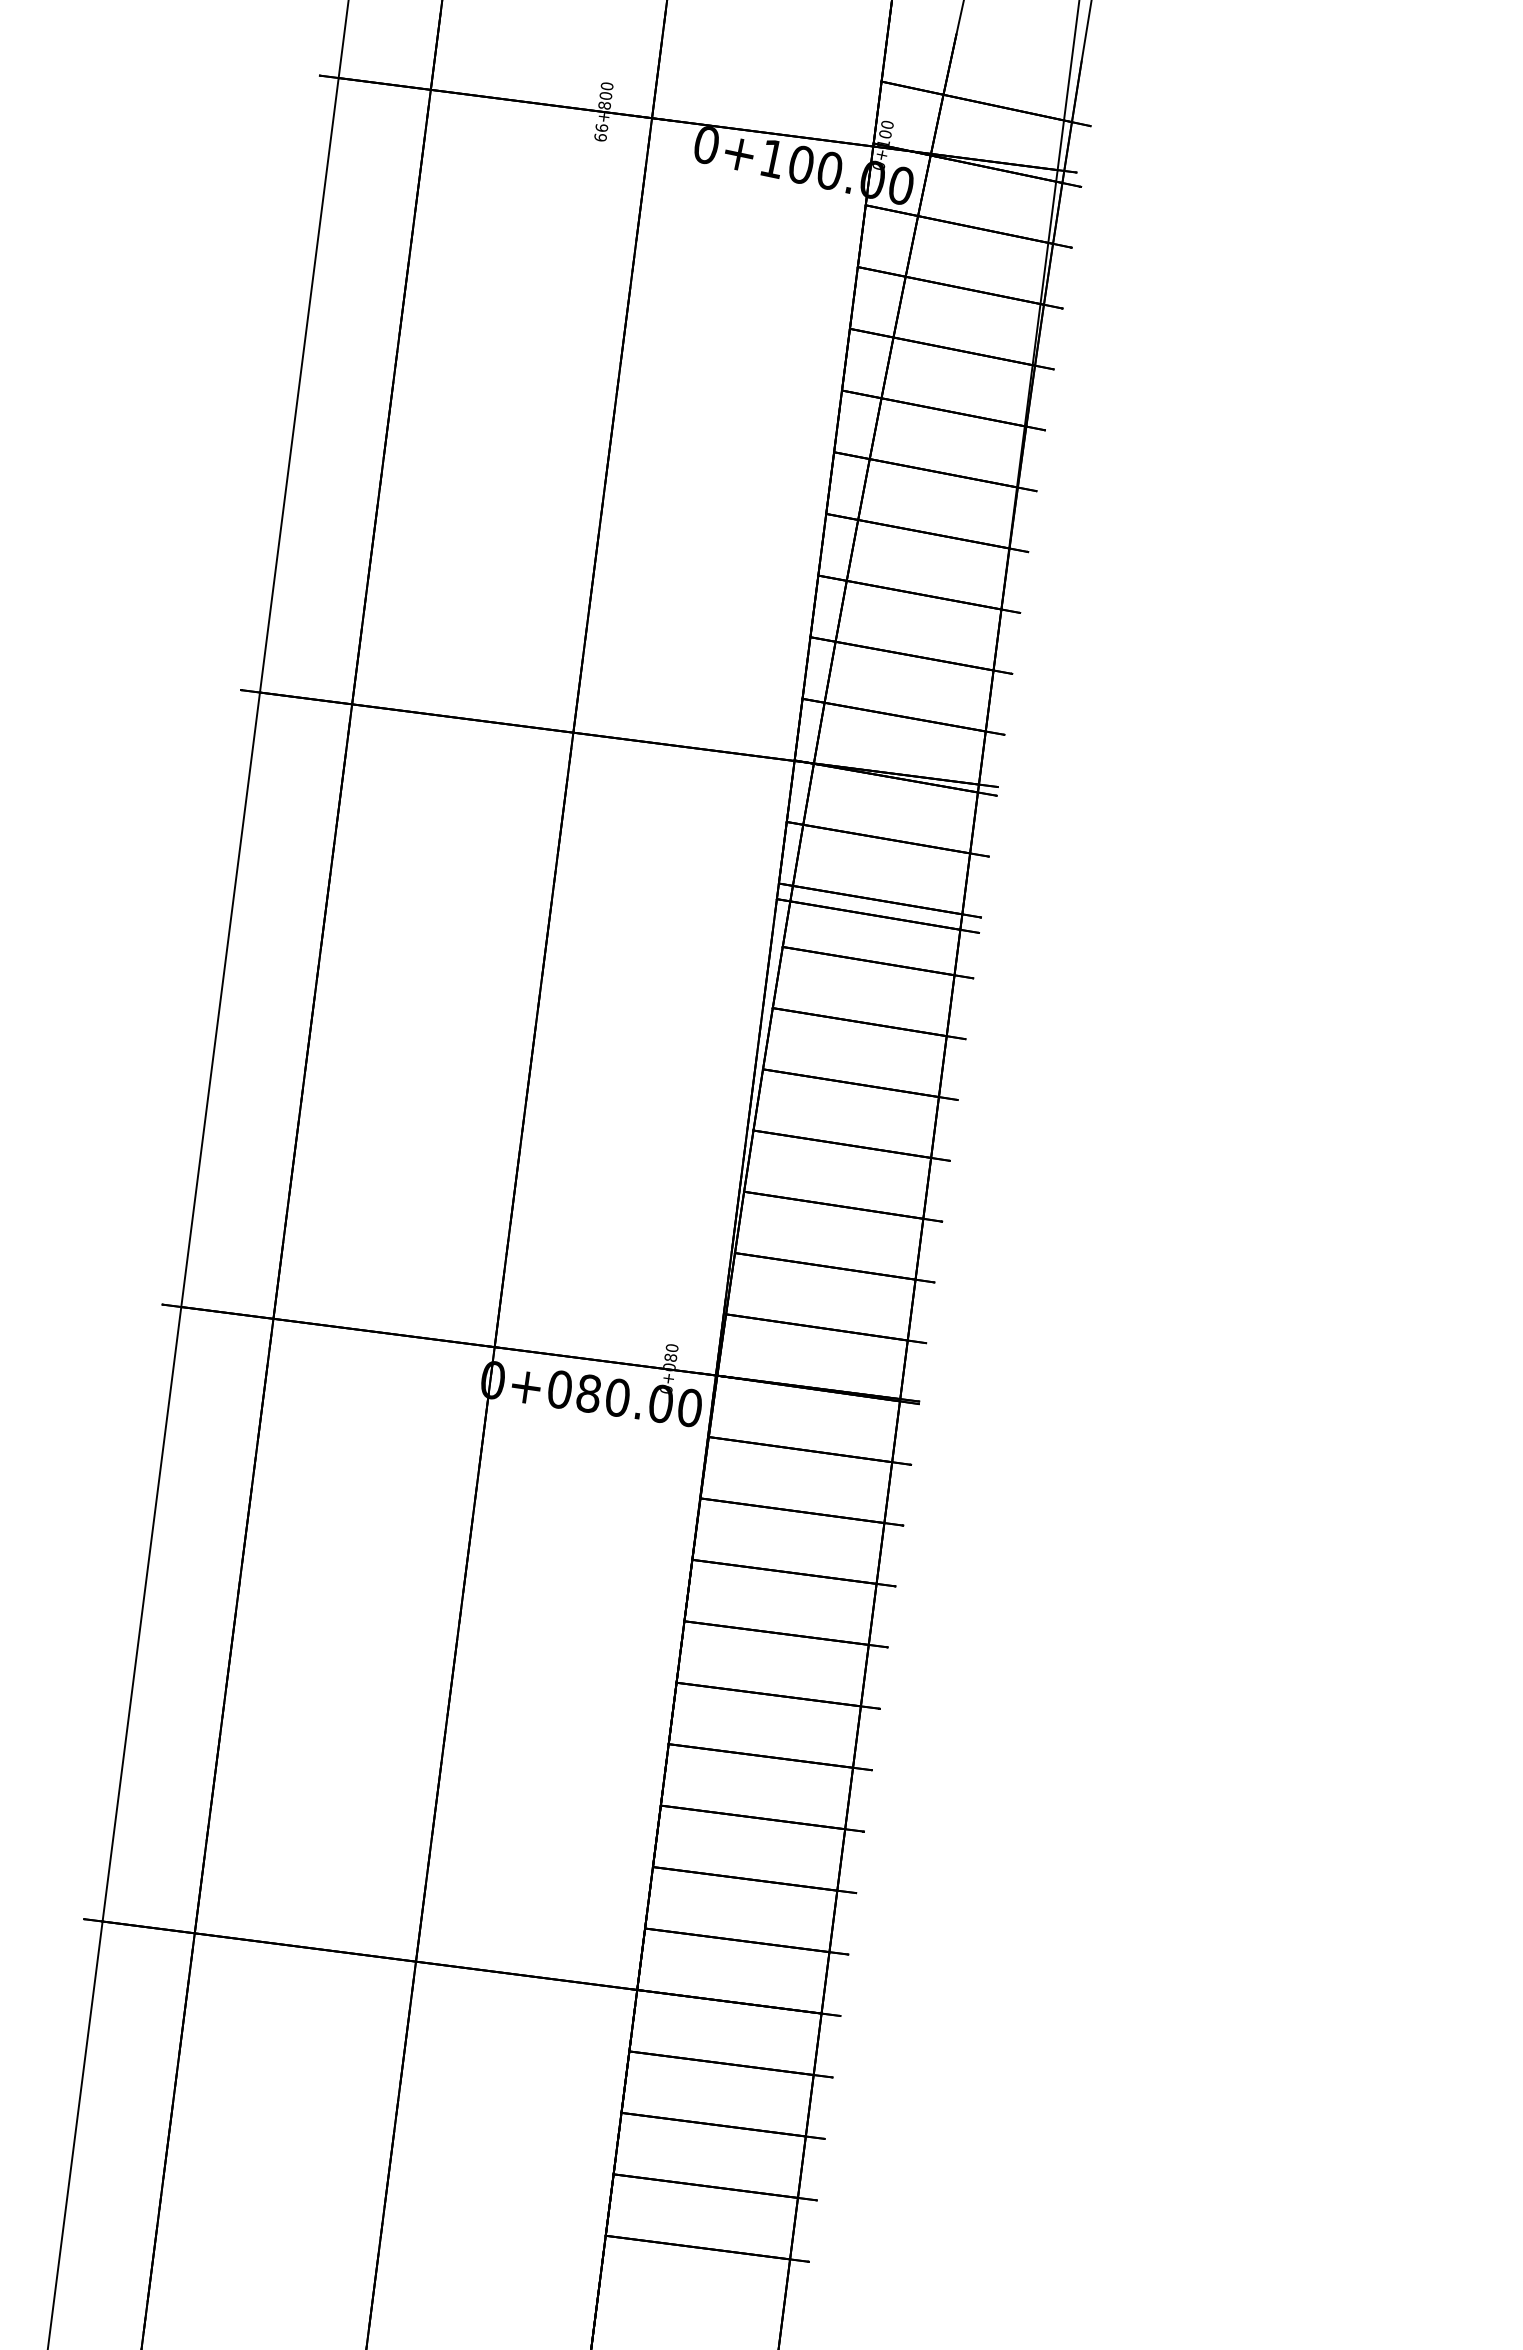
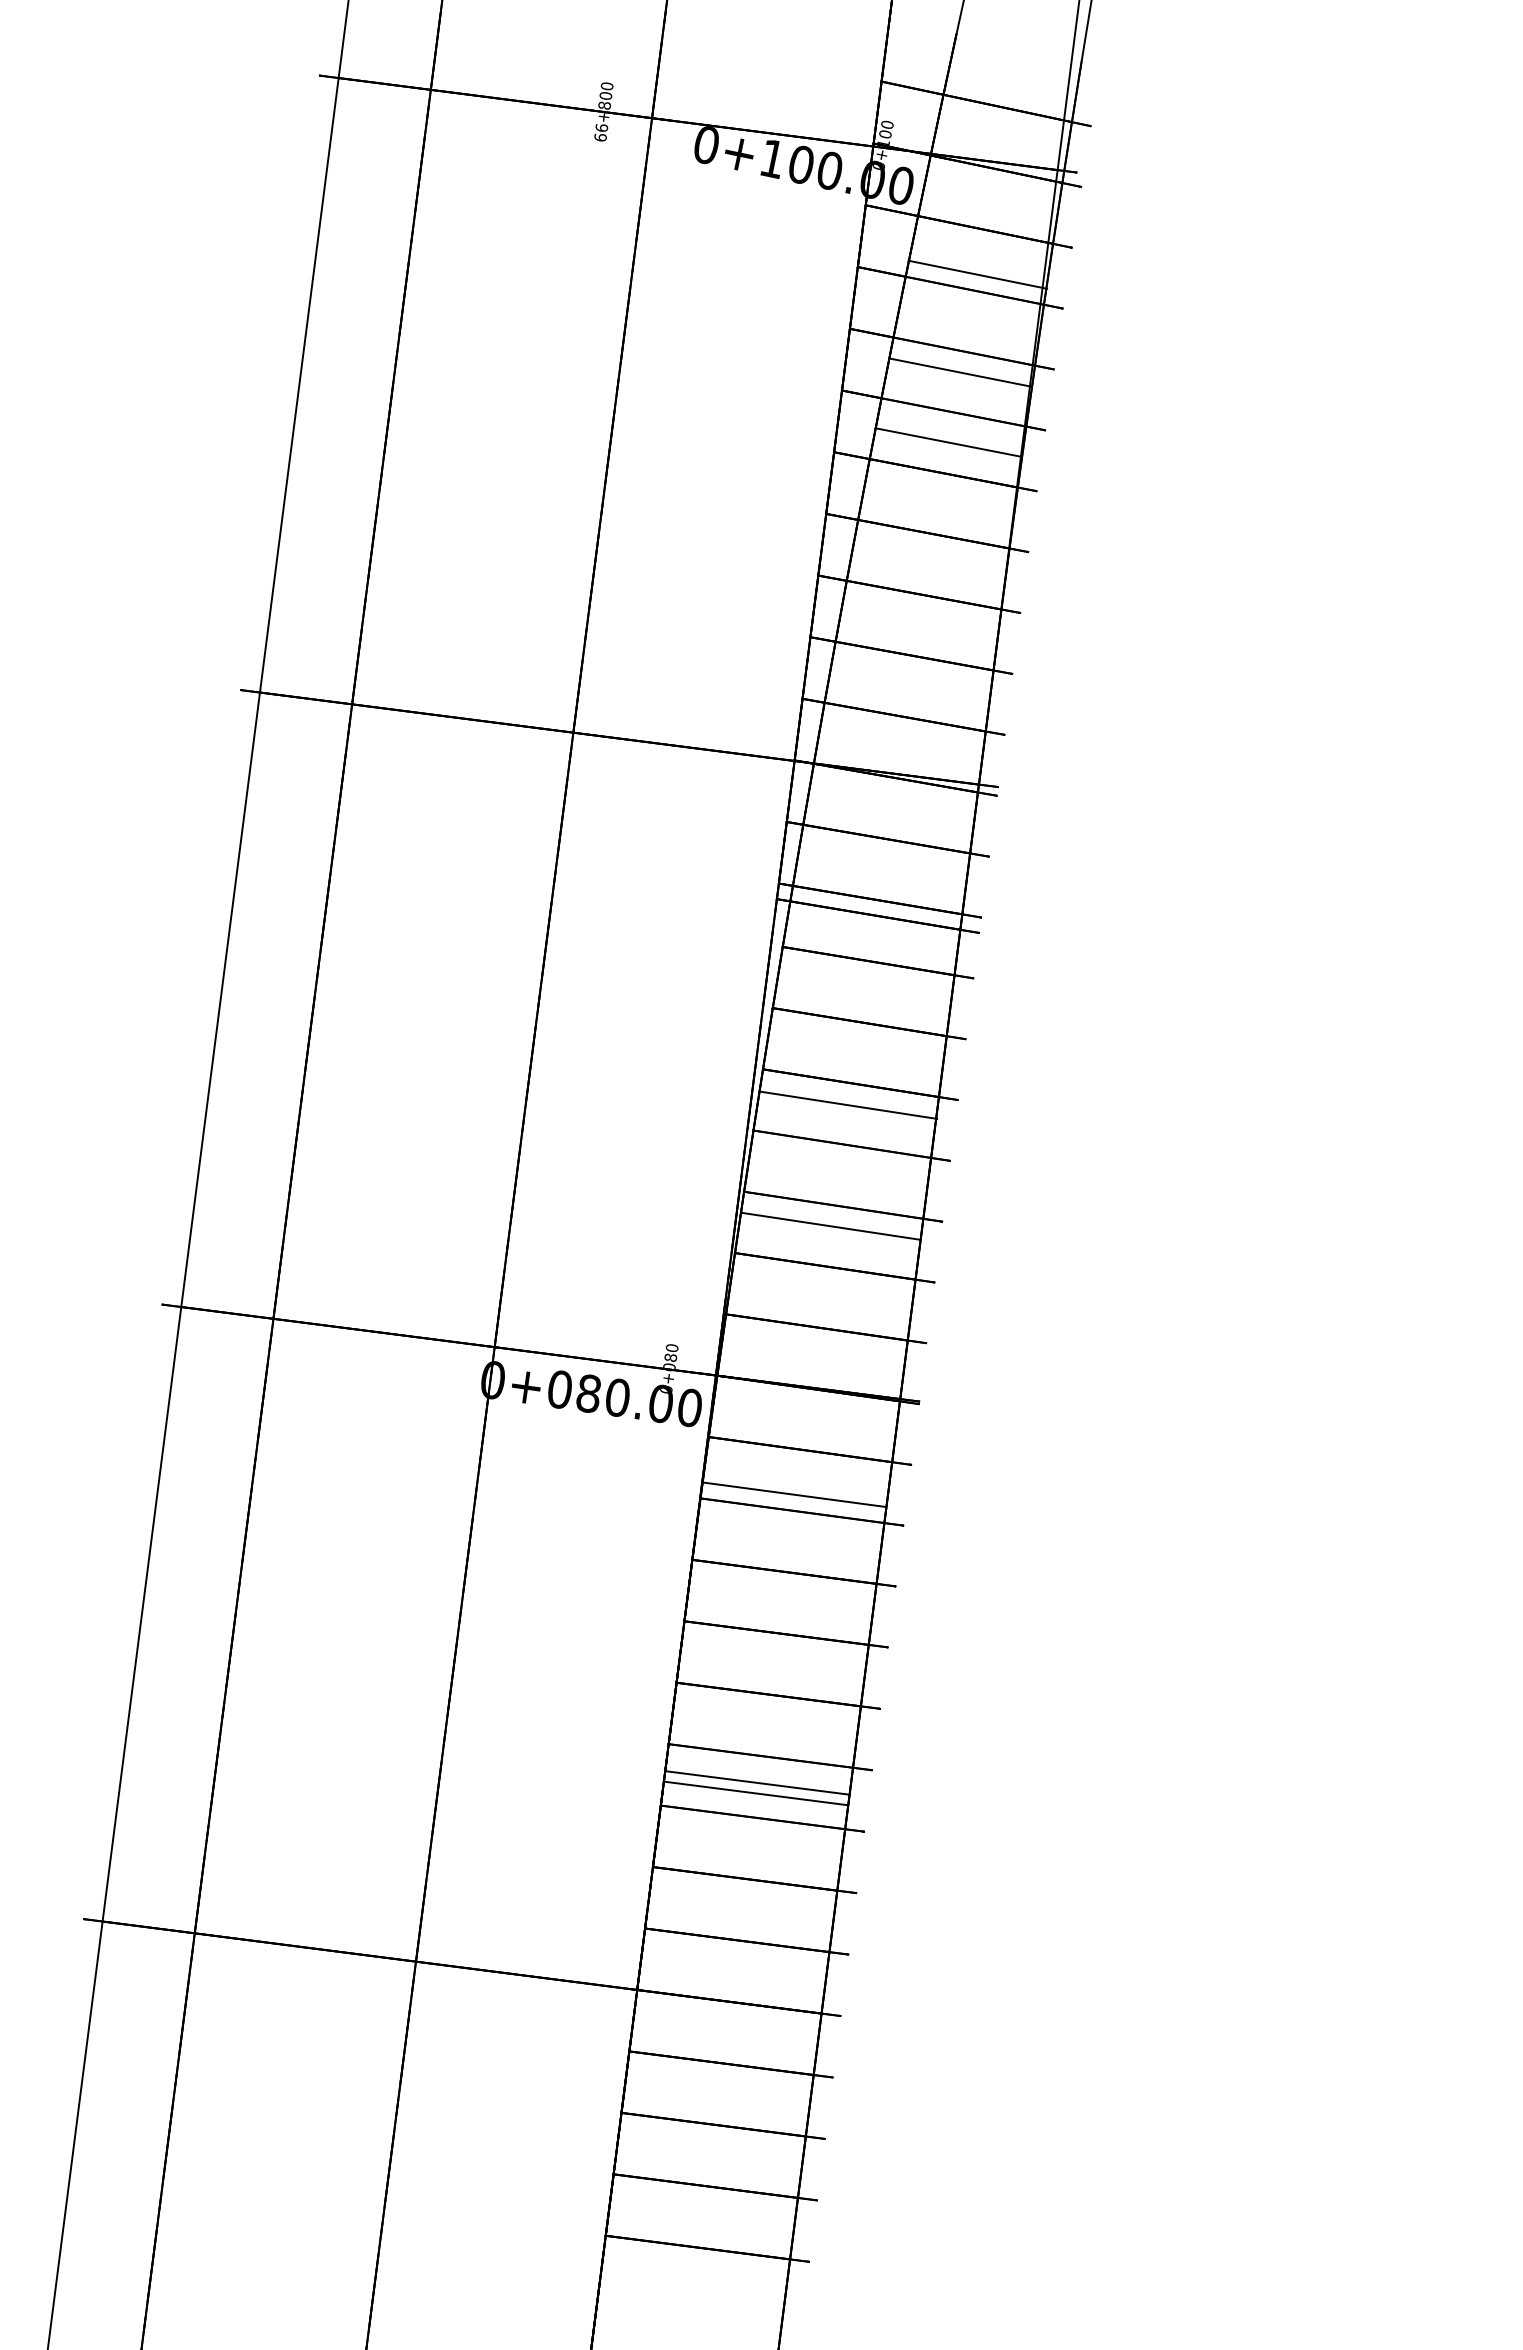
line position: (974, 290) -> (977, 274) (977, 274)
line position: (964, 351) -> (960, 372) (960, 372)
line position: (953, 412) -> (947, 442) (947, 442)
line position: (842, 1143) -> (848, 1104) (848, 1104)
line position: (833, 1204) -> (830, 1225) (830, 1225)
line position: (792, 1510) -> (794, 1494) (794, 1494)
line position: (760, 1755) -> (757, 1782) (757, 1782)
line position: (752, 1817) -> (755, 1793) (755, 1793)
